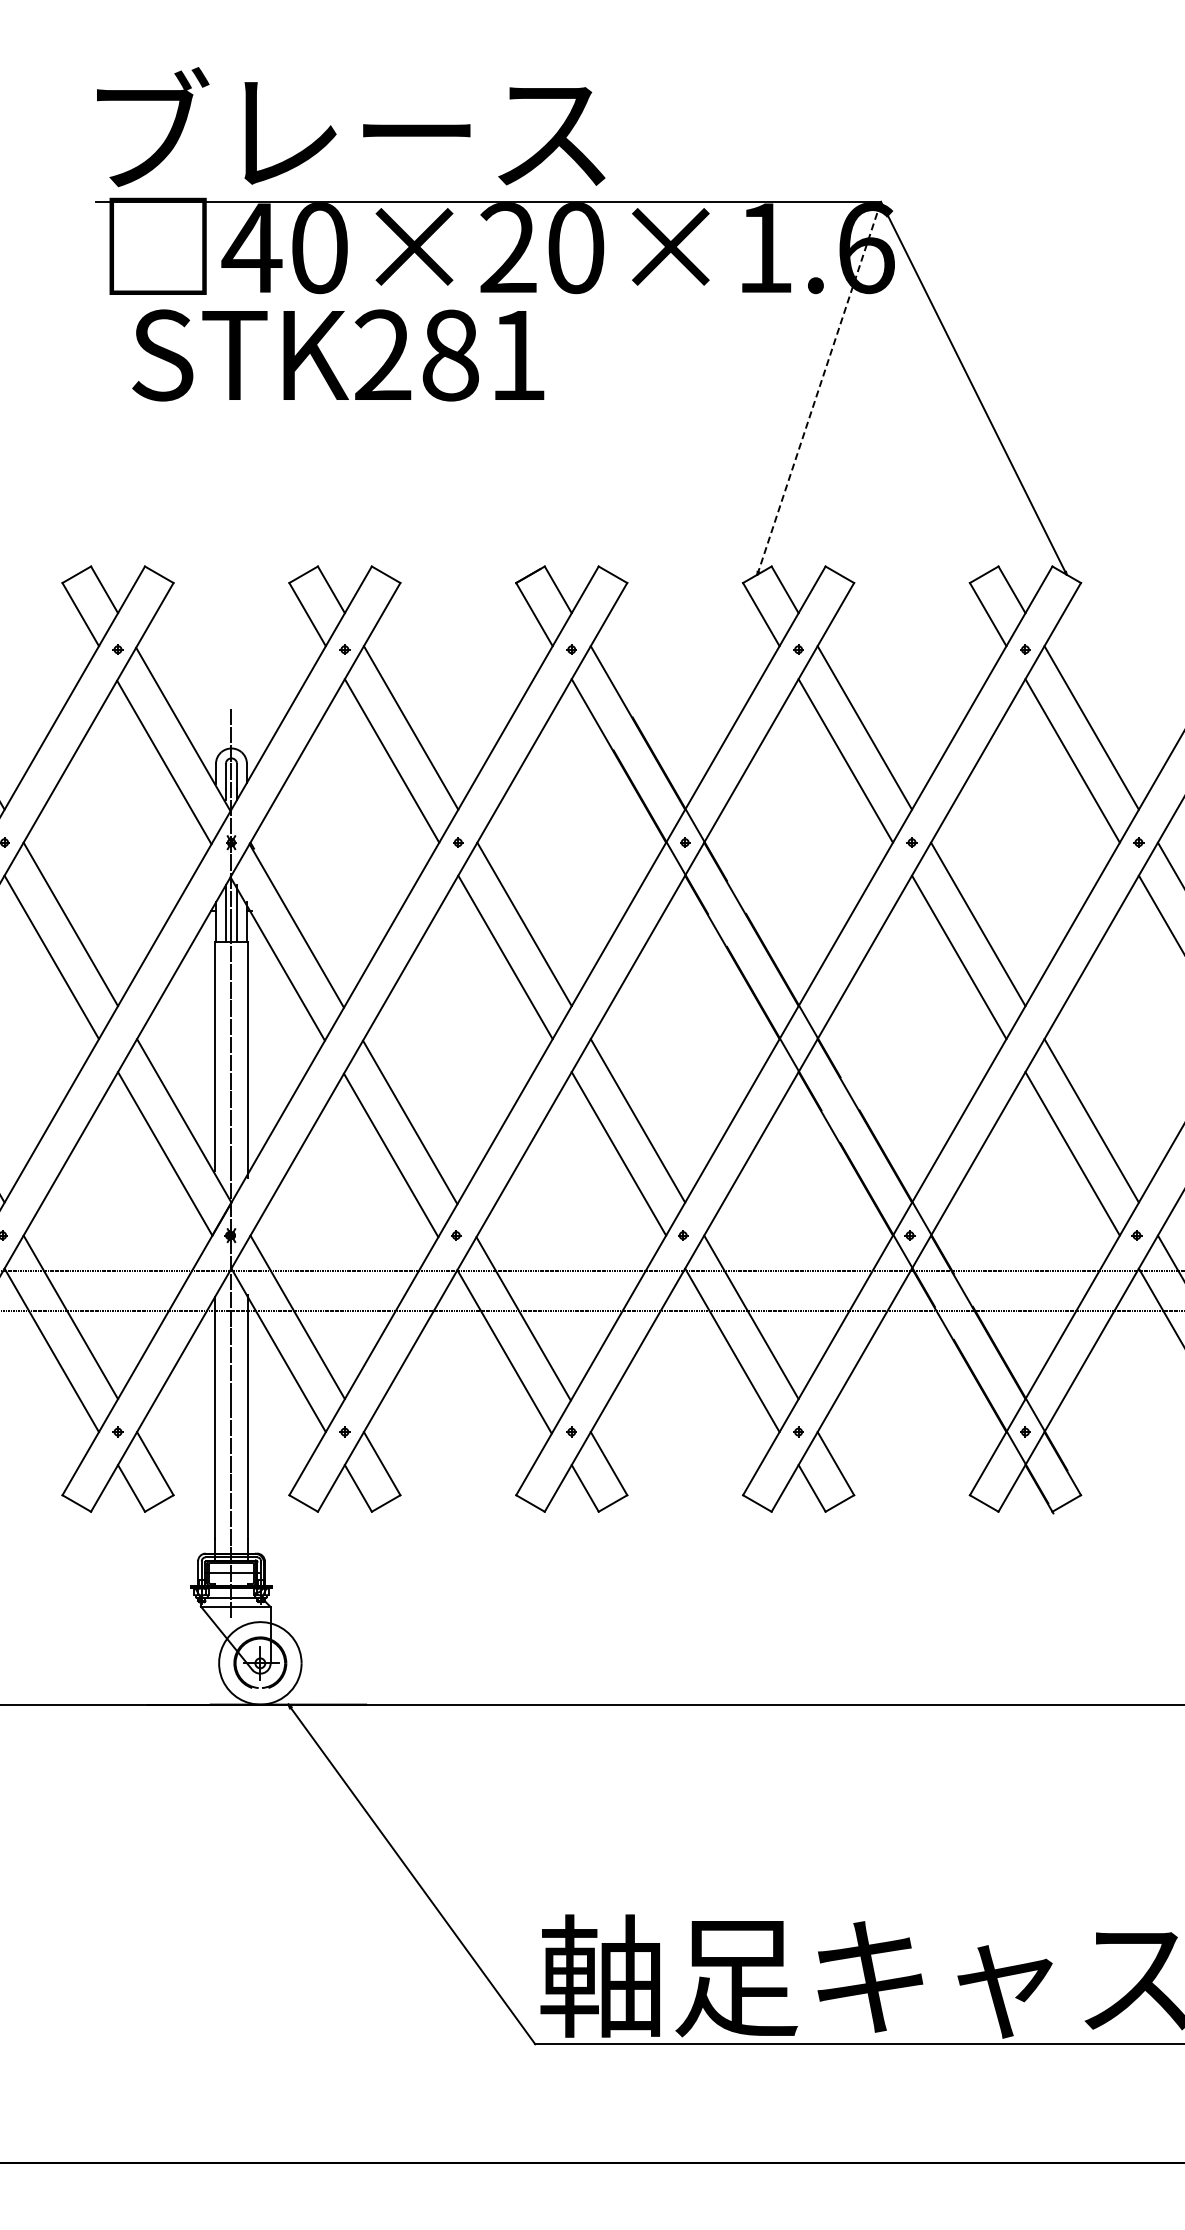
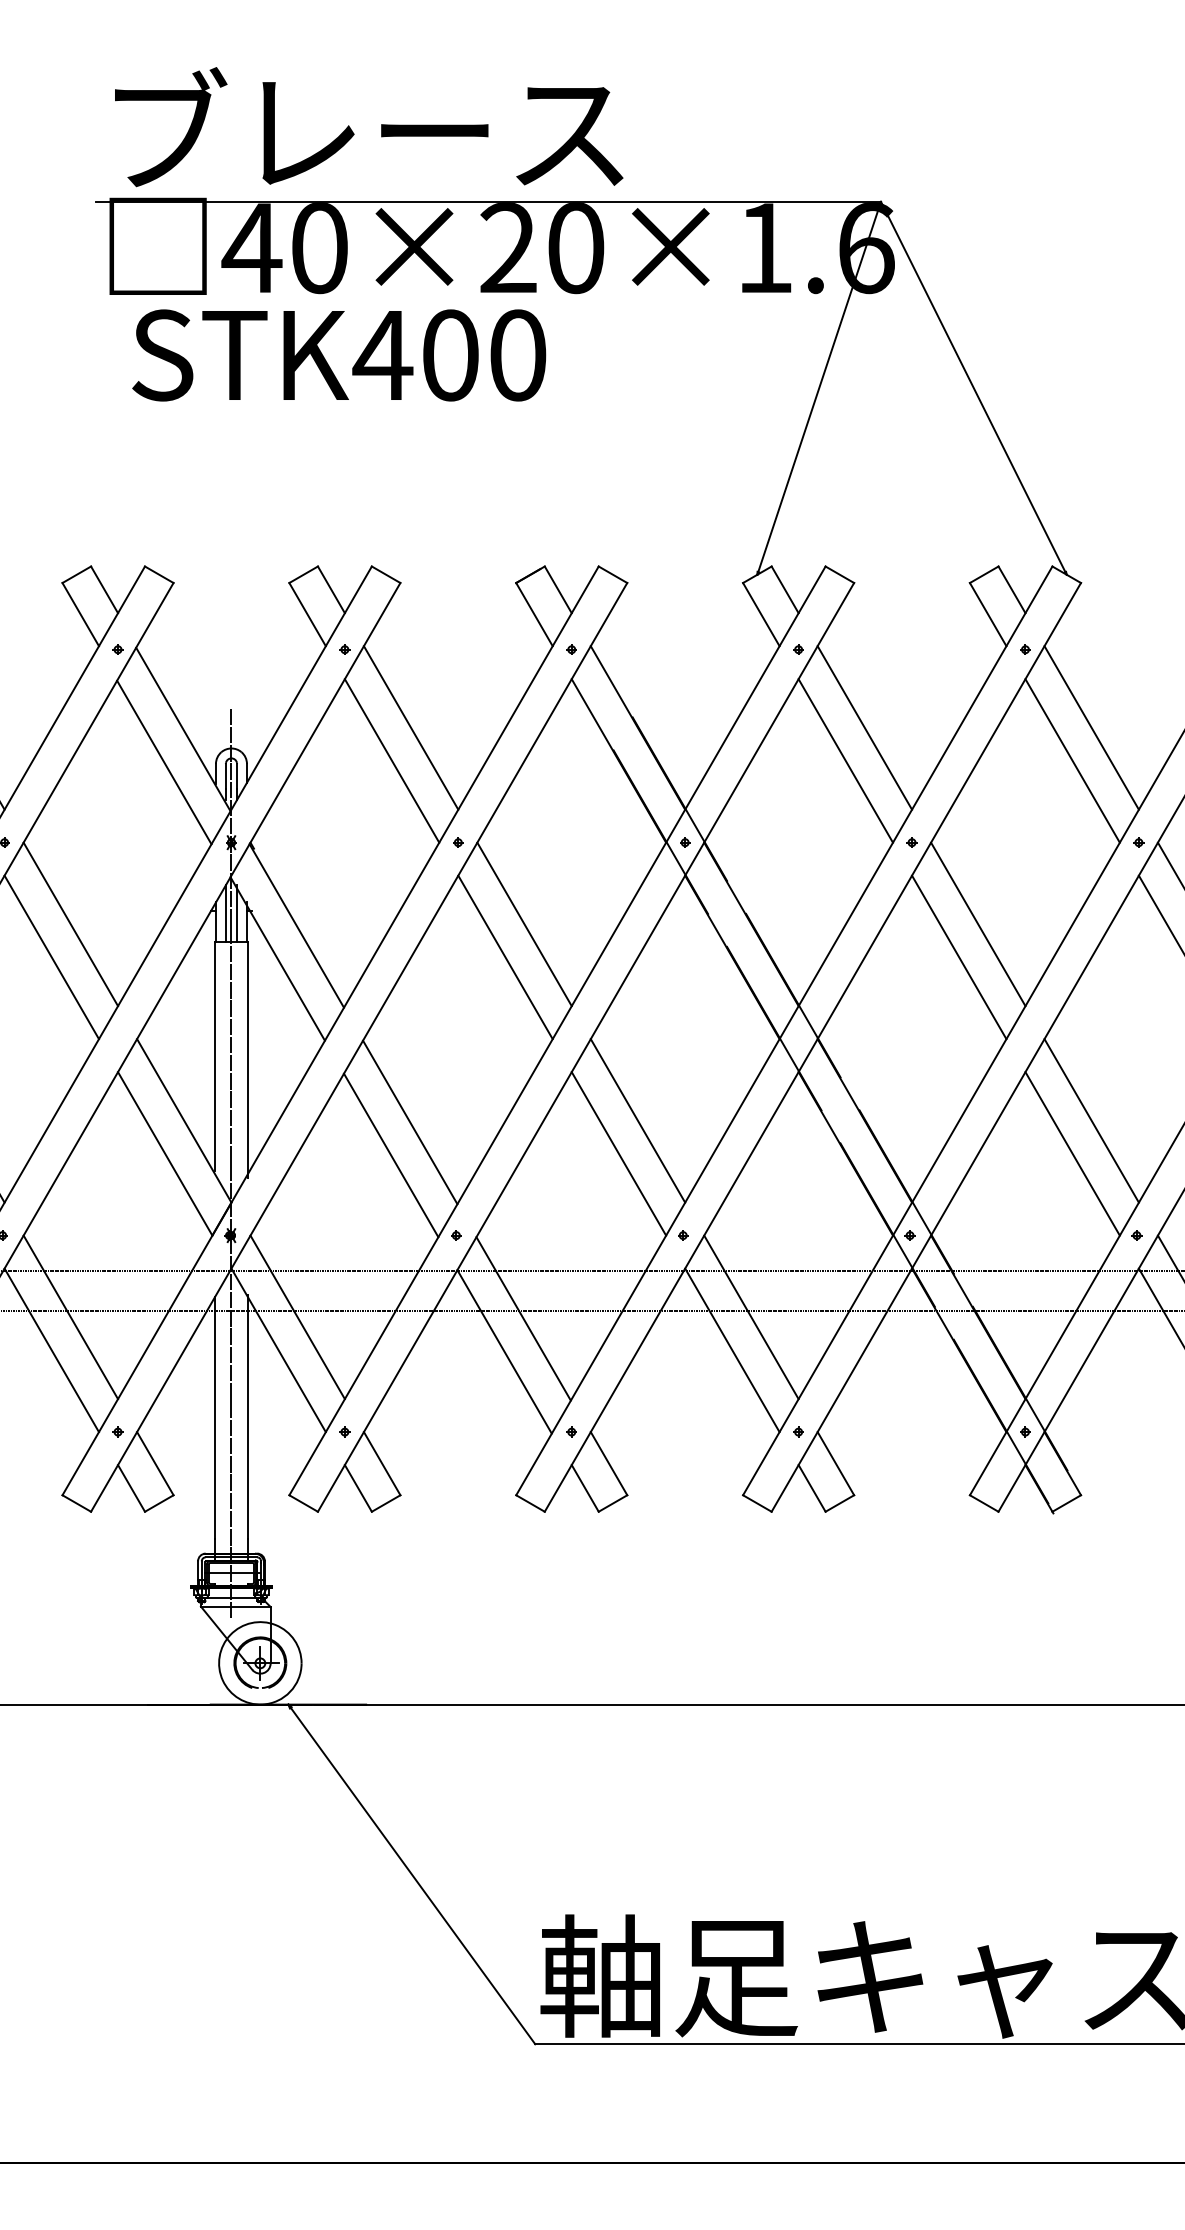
text position: (351, 127) -> (369, 127) (369, 127)
text: STK281 -> STK400 (449, 355)
line: dashed -> solid (819, 387)
